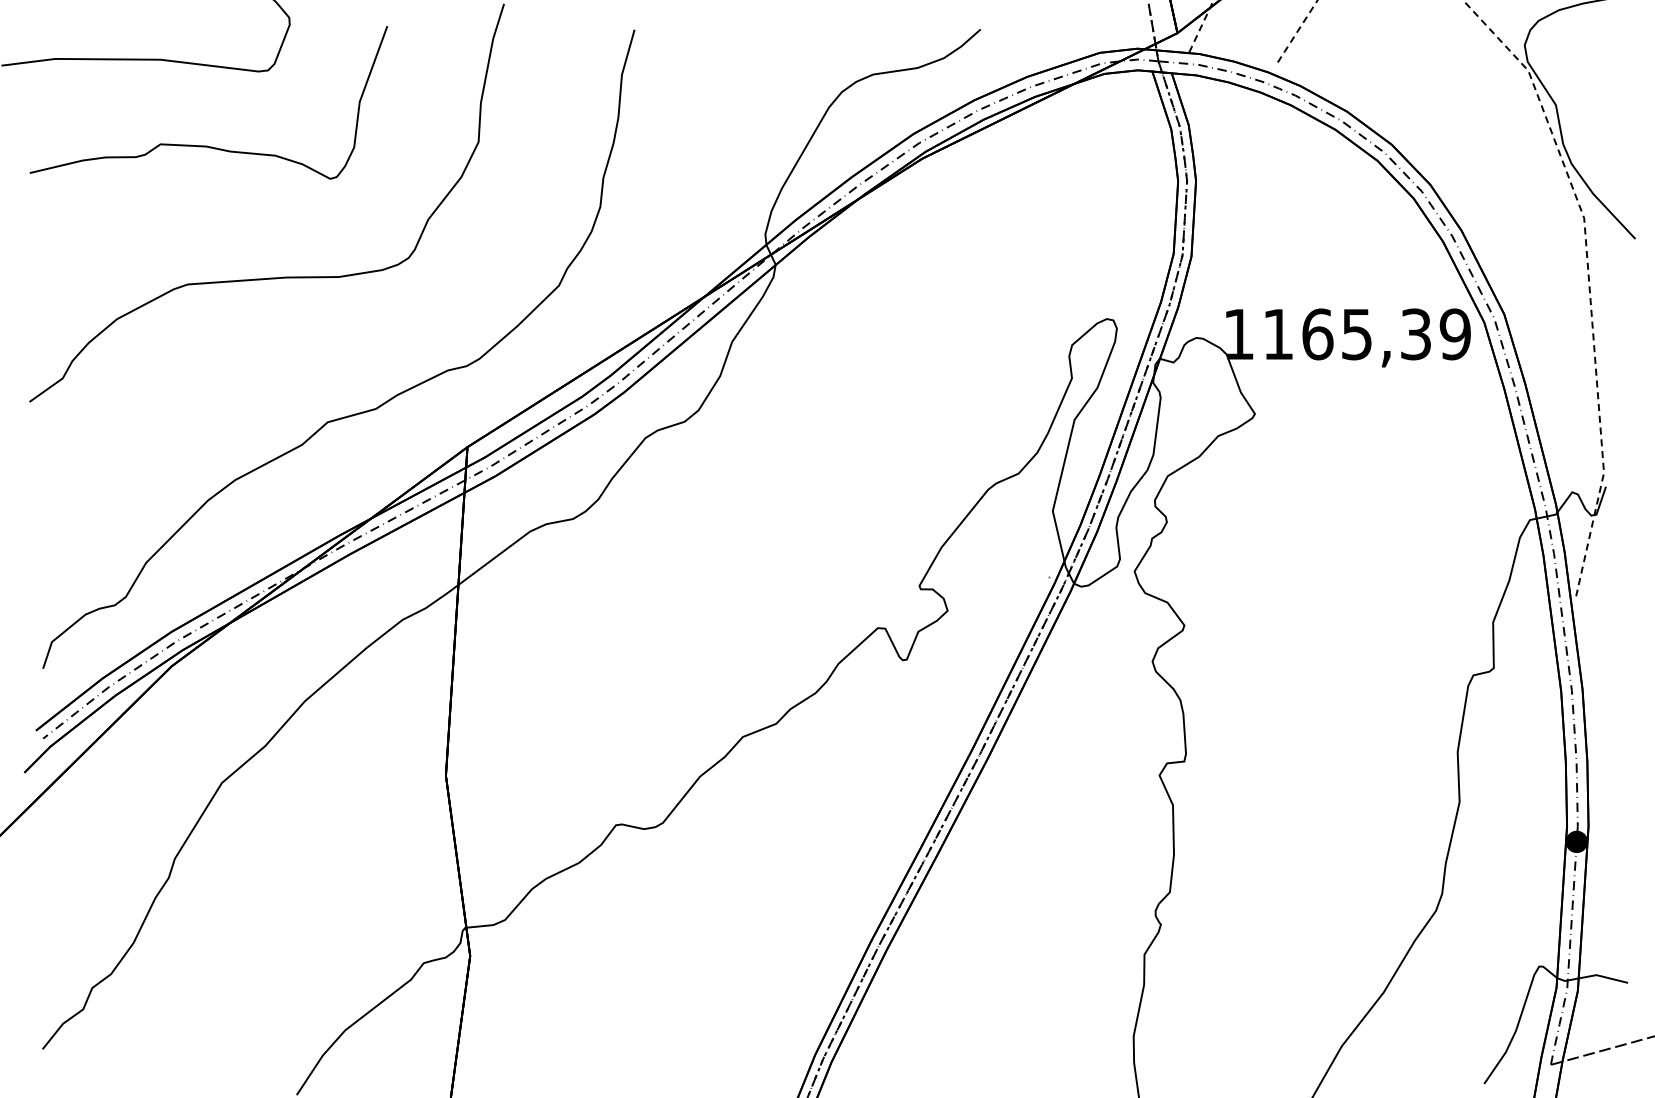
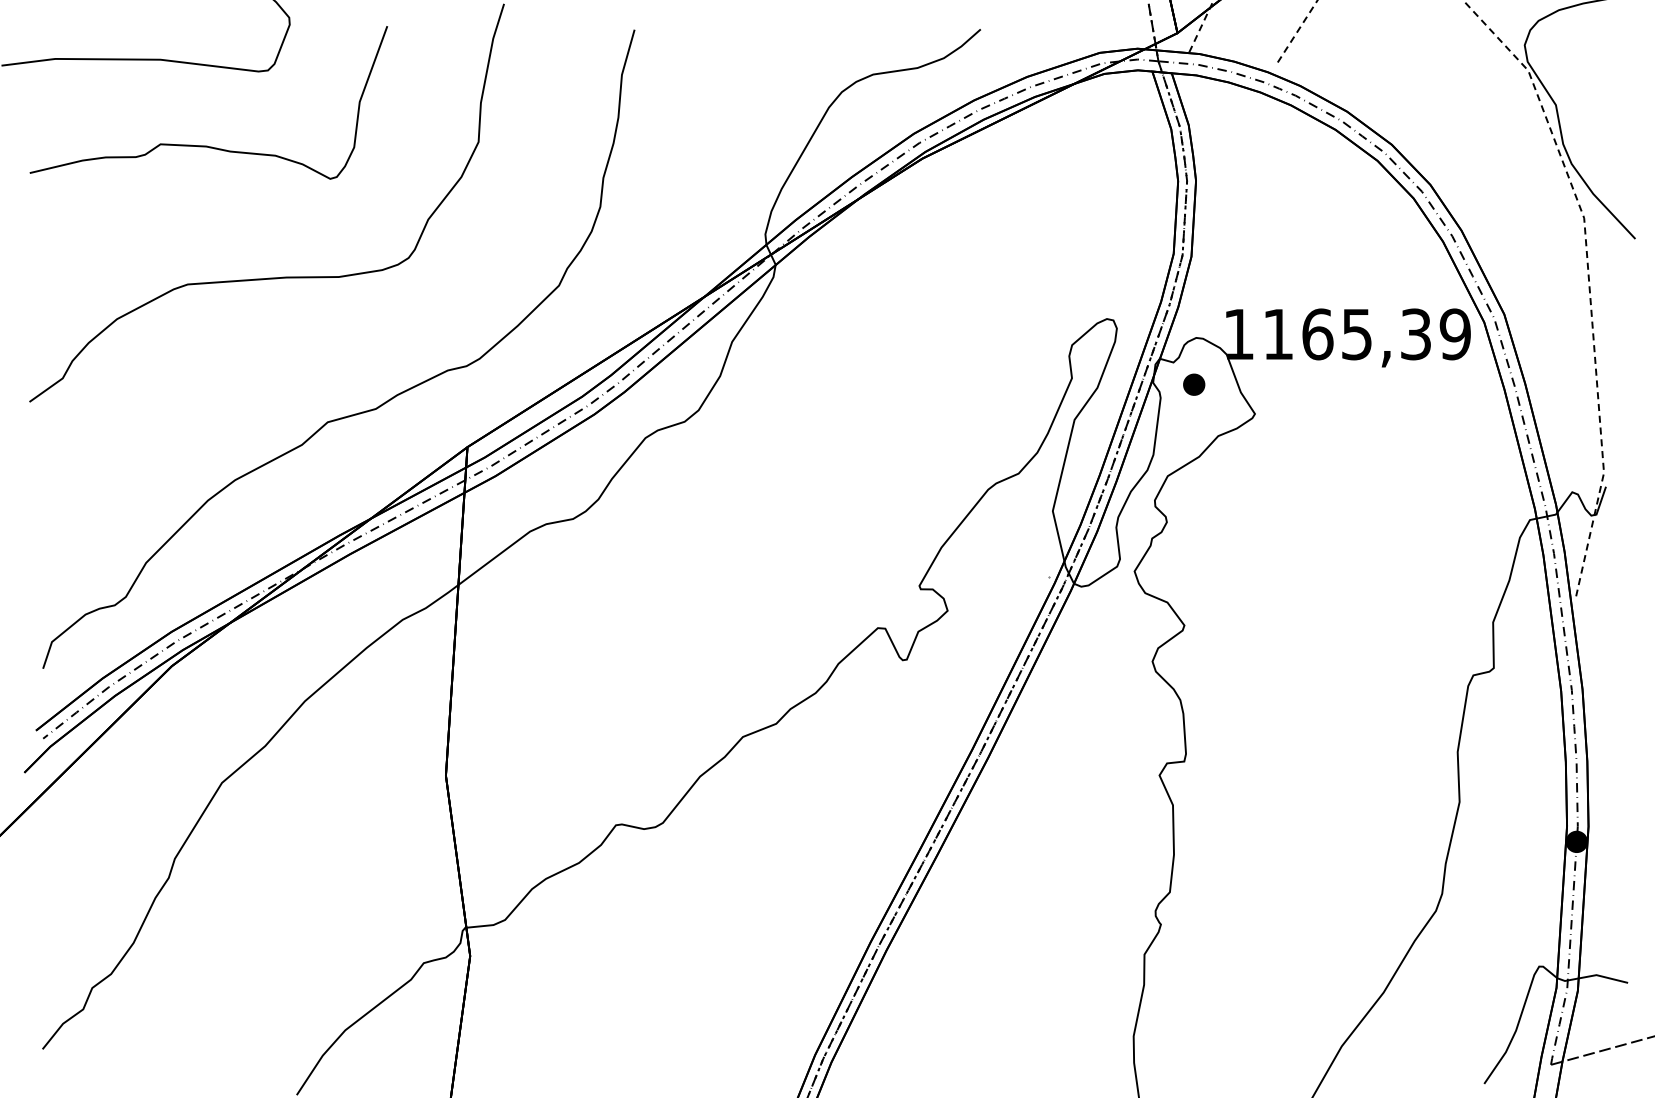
part: none -> present (1194, 384)
